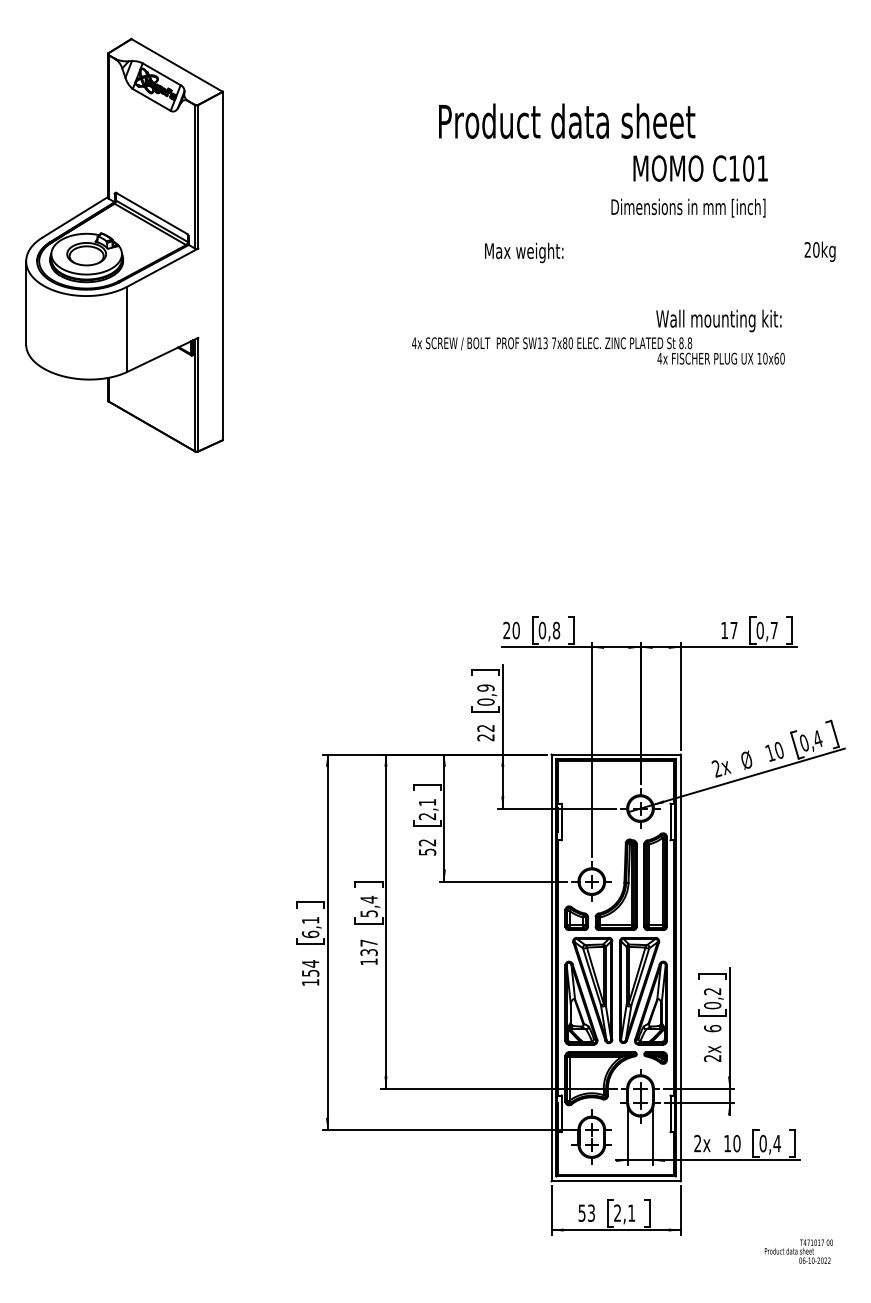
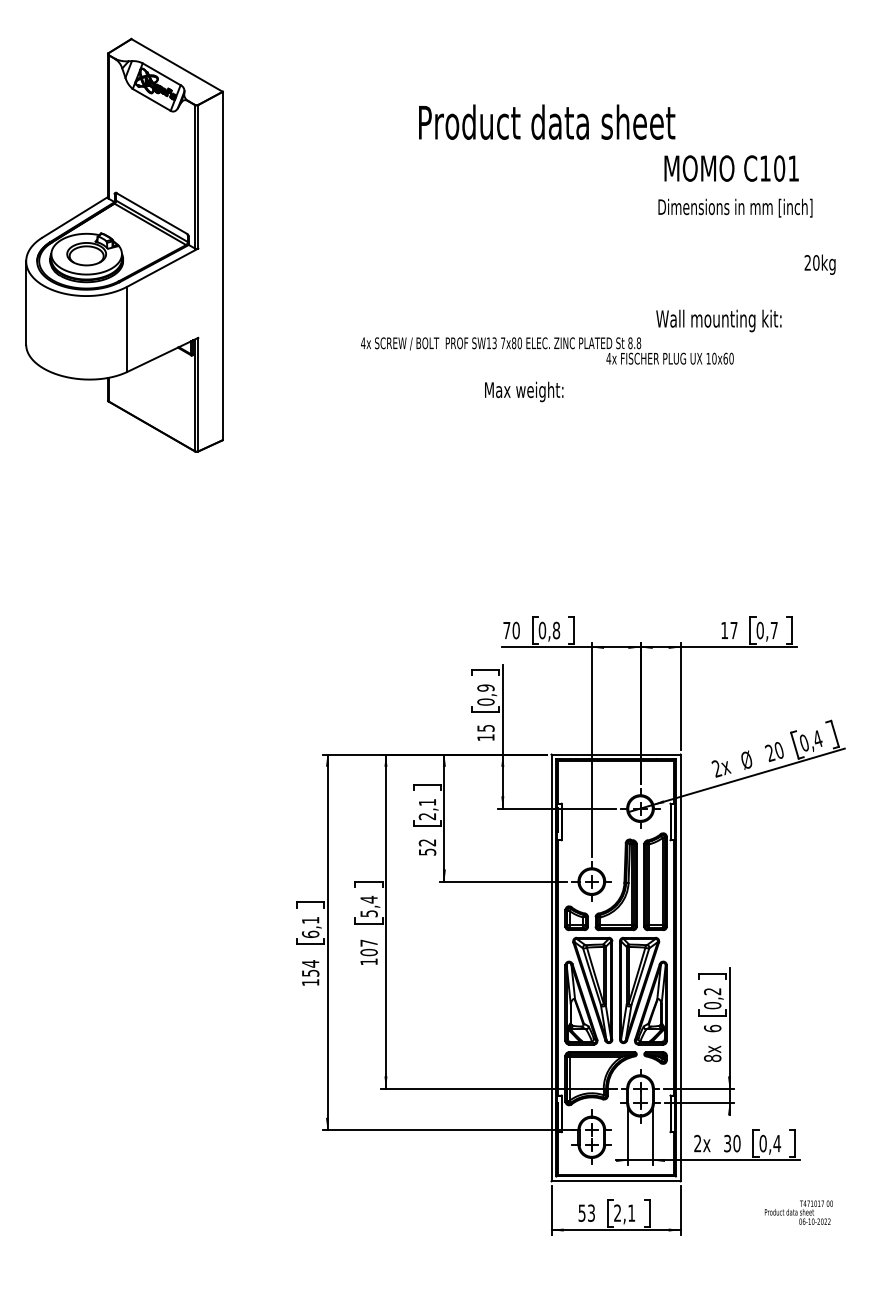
text position: (567, 120) -> (547, 121) (547, 121)
text position: (700, 168) -> (731, 168) (731, 168)
text position: (688, 207) -> (735, 207) (735, 207)
text position: (819, 251) -> (819, 264) (819, 264)
text position: (524, 252) -> (524, 391) (524, 391)
text position: (598, 350) -> (547, 350) (547, 350)
text: 20 -> 70 (506, 630)
text: 22 -> 15 (485, 733)
text: 10 -> 20 (769, 753)
text: 137 -> 107 (368, 952)
text: 2x -> 8x (712, 1058)
text: 10 -> 30 (727, 1143)
text position: (798, 1251) -> (798, 1212) (798, 1212)
